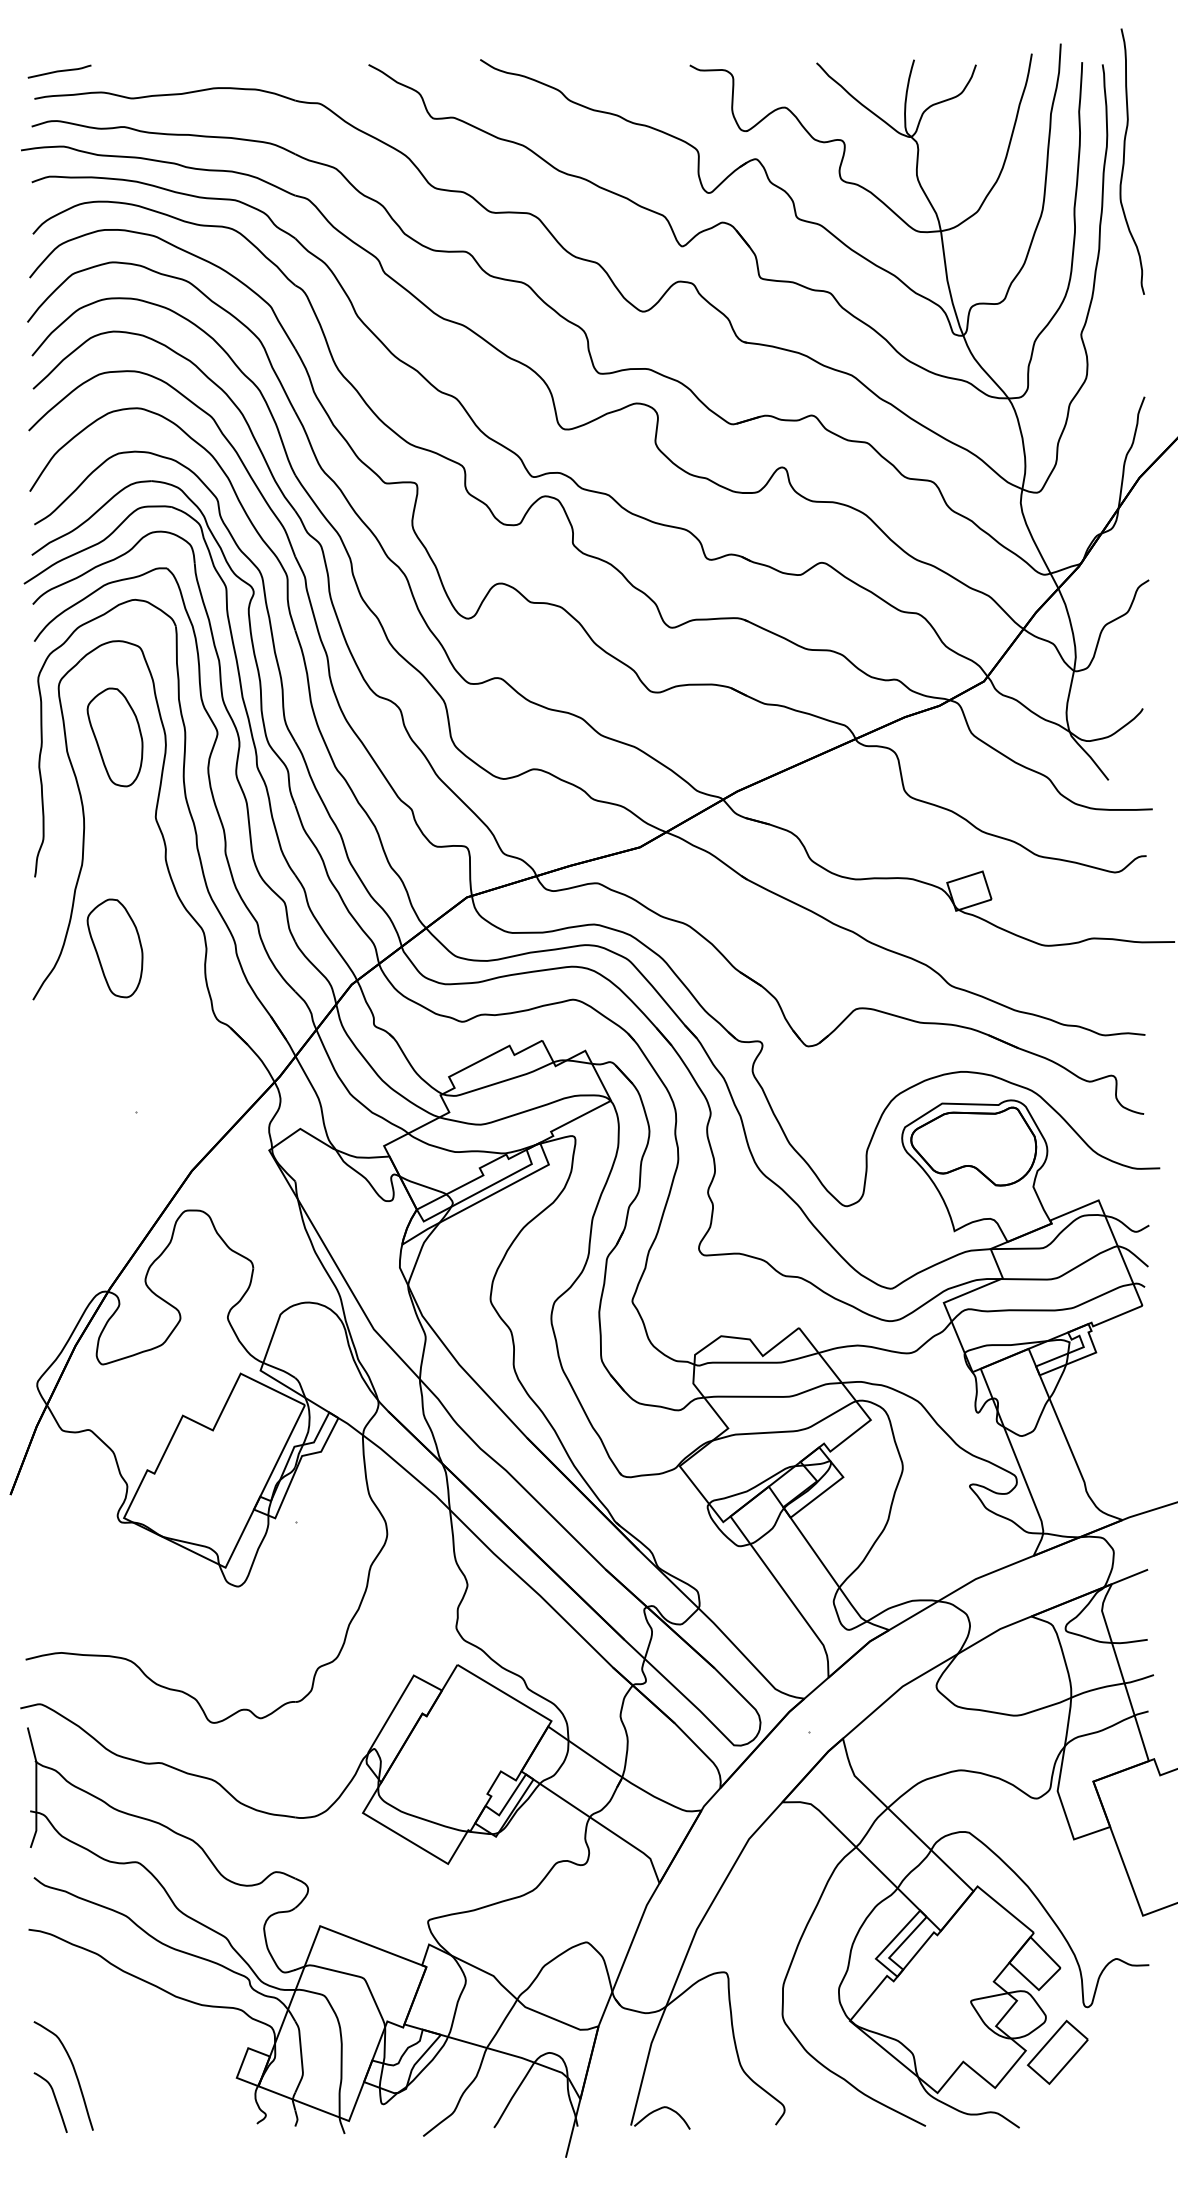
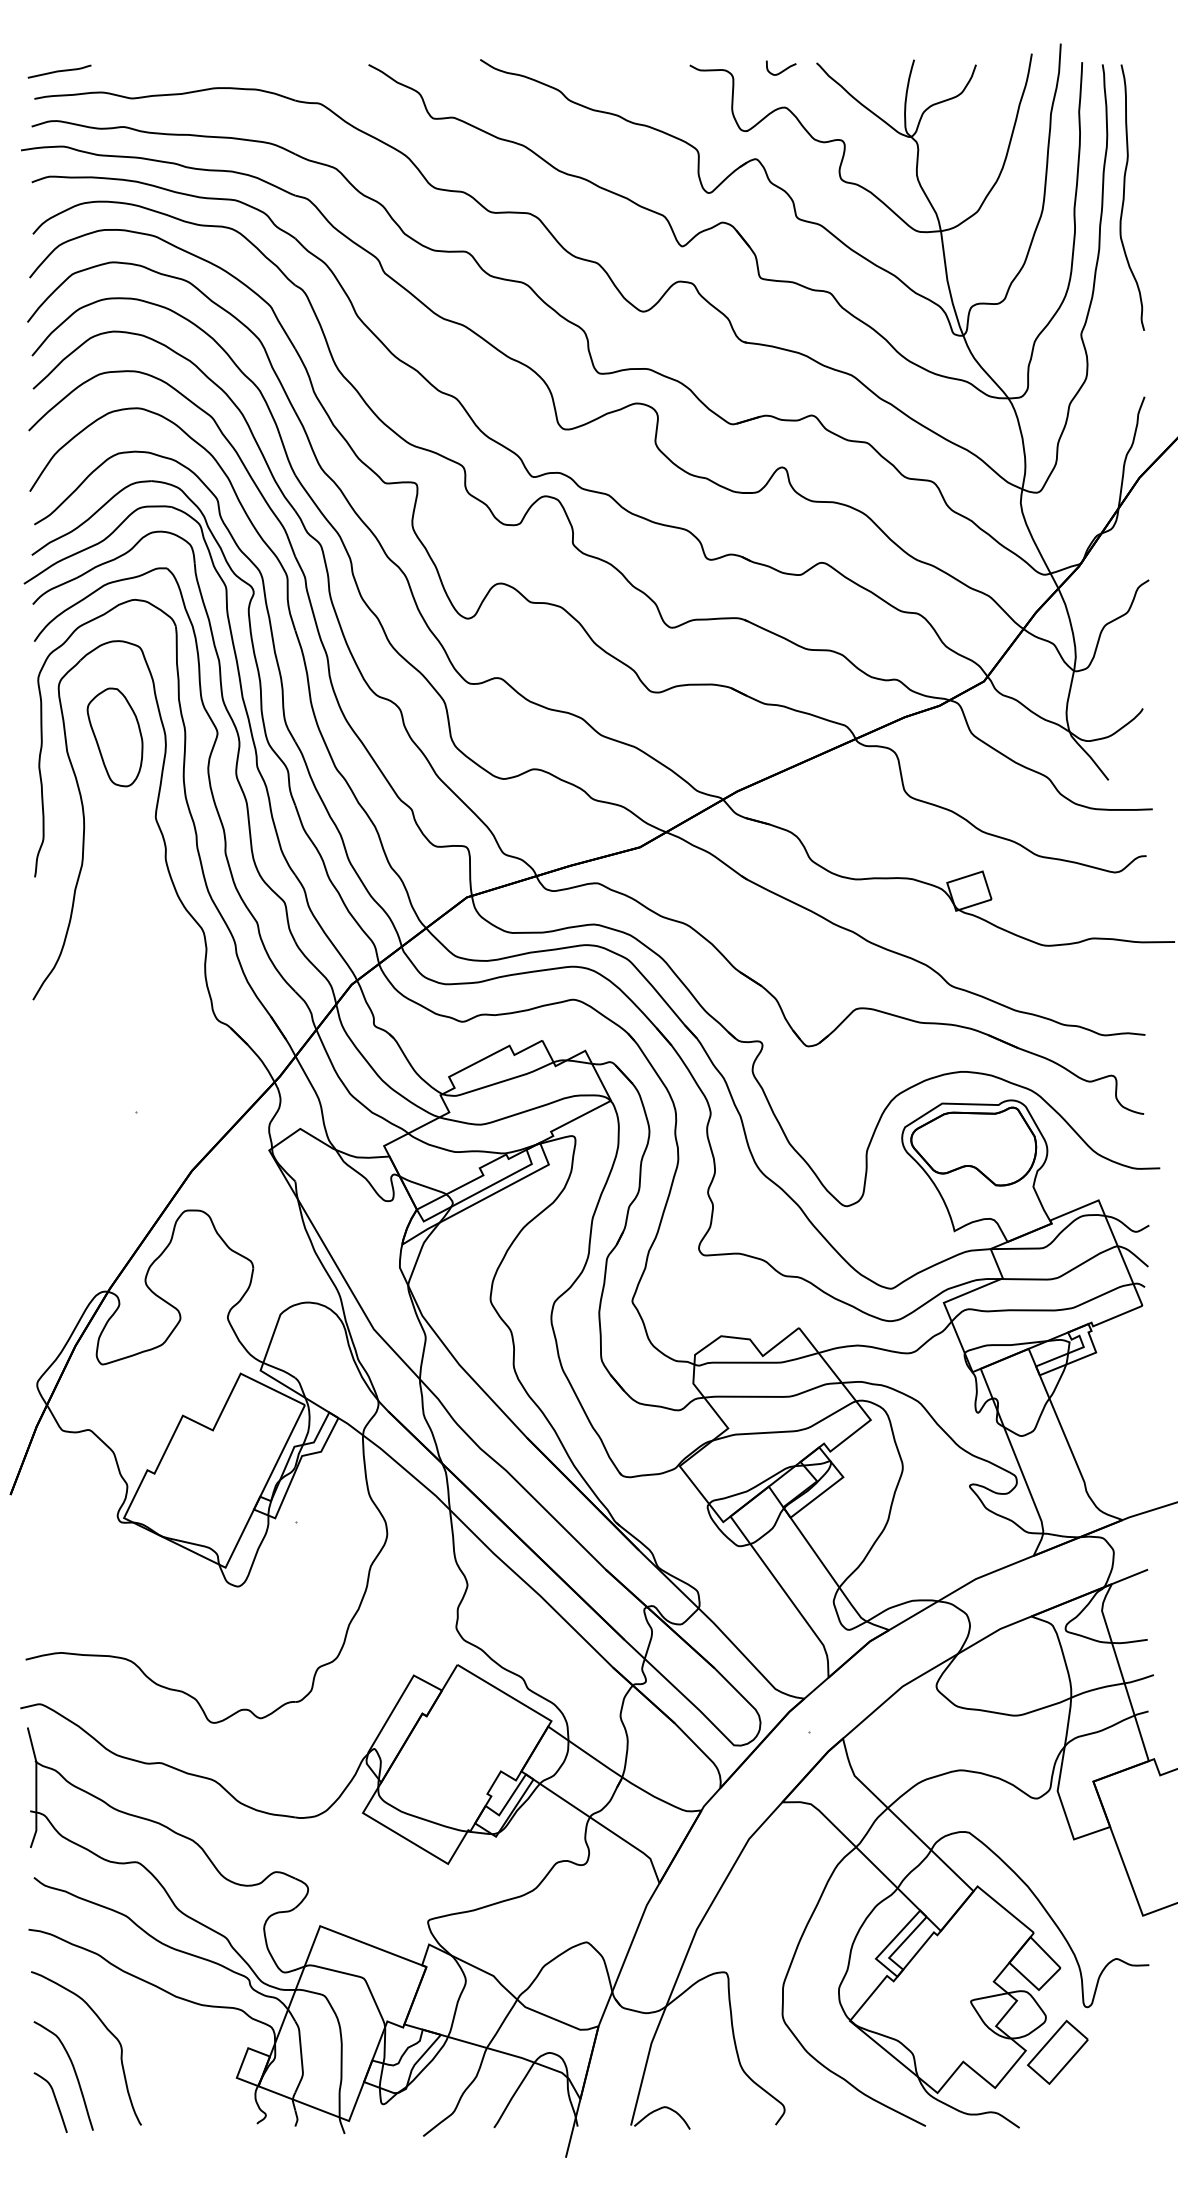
curve: none -> present (783, 69)
curve position: (1124, 161) -> (1124, 197) (1124, 197)
part: present -> none (114, 948)
curve: none -> present (105, 2028)
